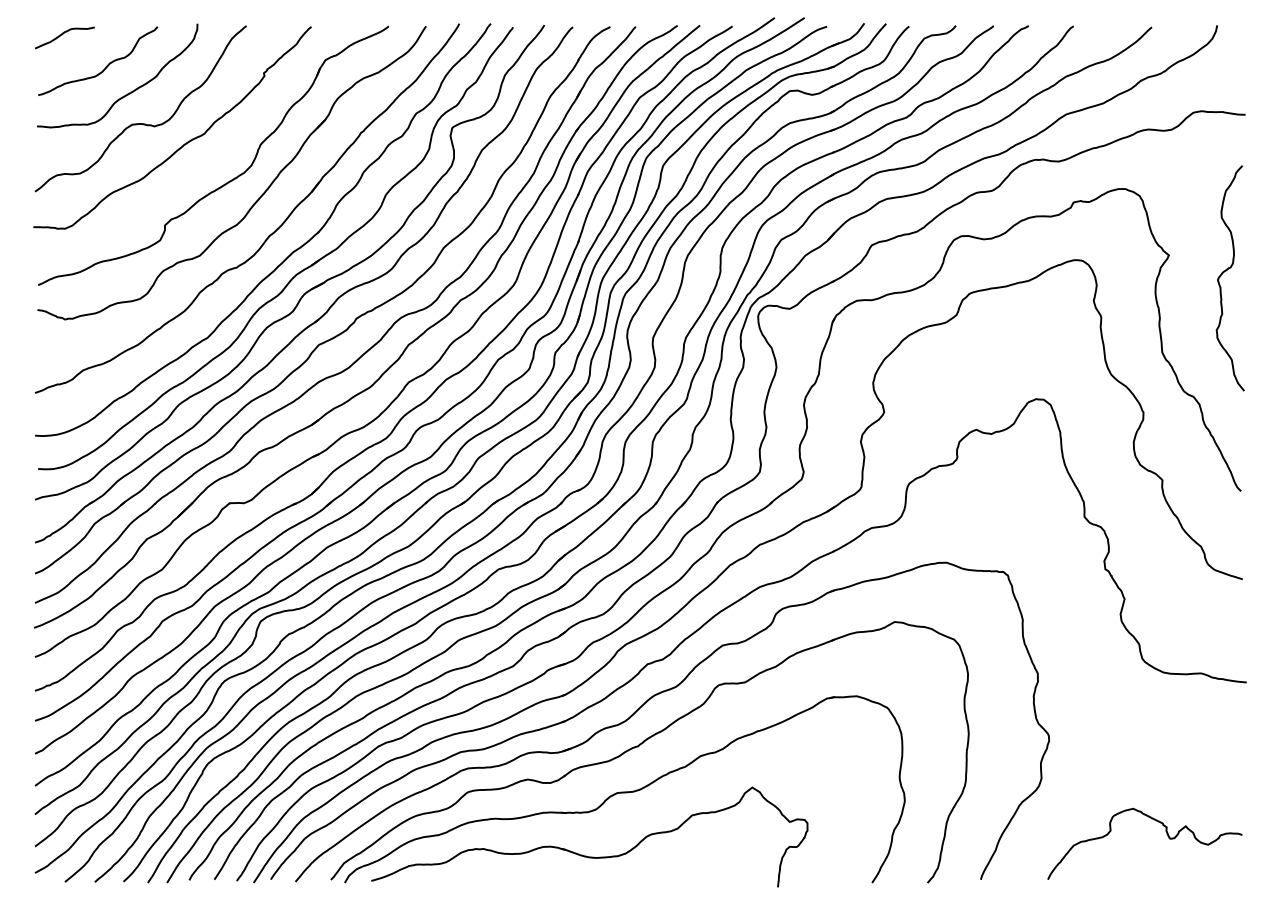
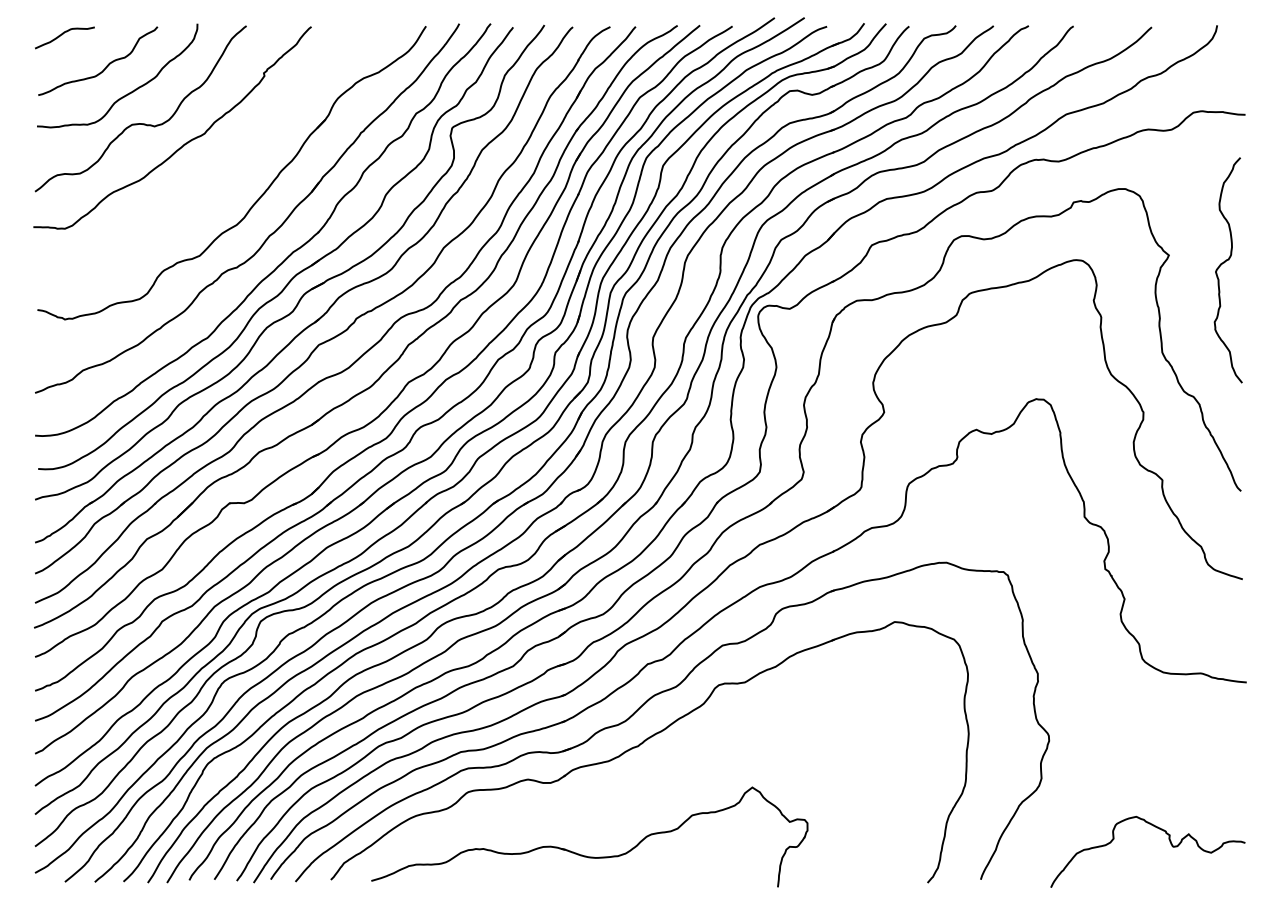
part: present -> none (229, 180)
curve position: (1226, 271) -> (1224, 263) (1224, 263)
part: present -> none (624, 789)
curve position: (1166, 834) -> (1169, 842) (1169, 842)
